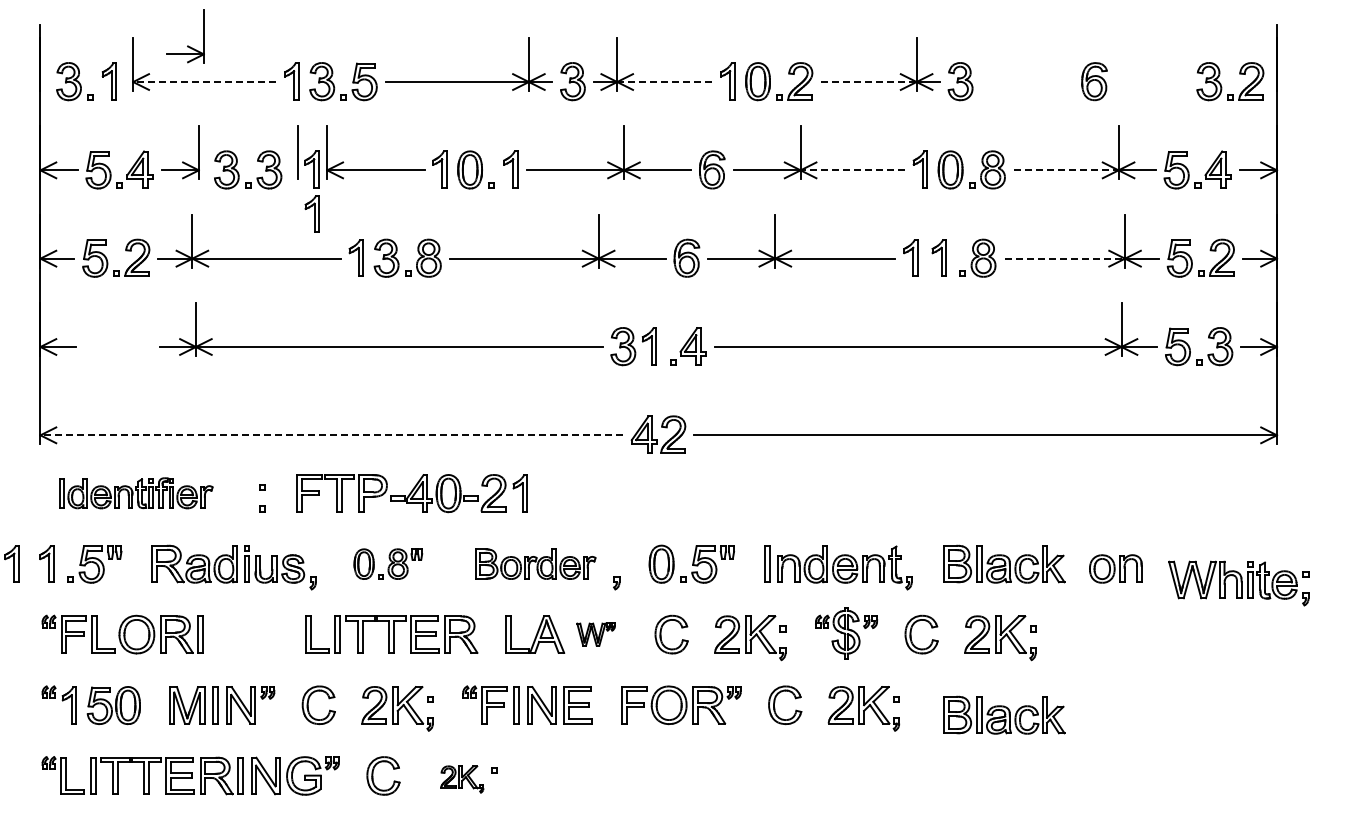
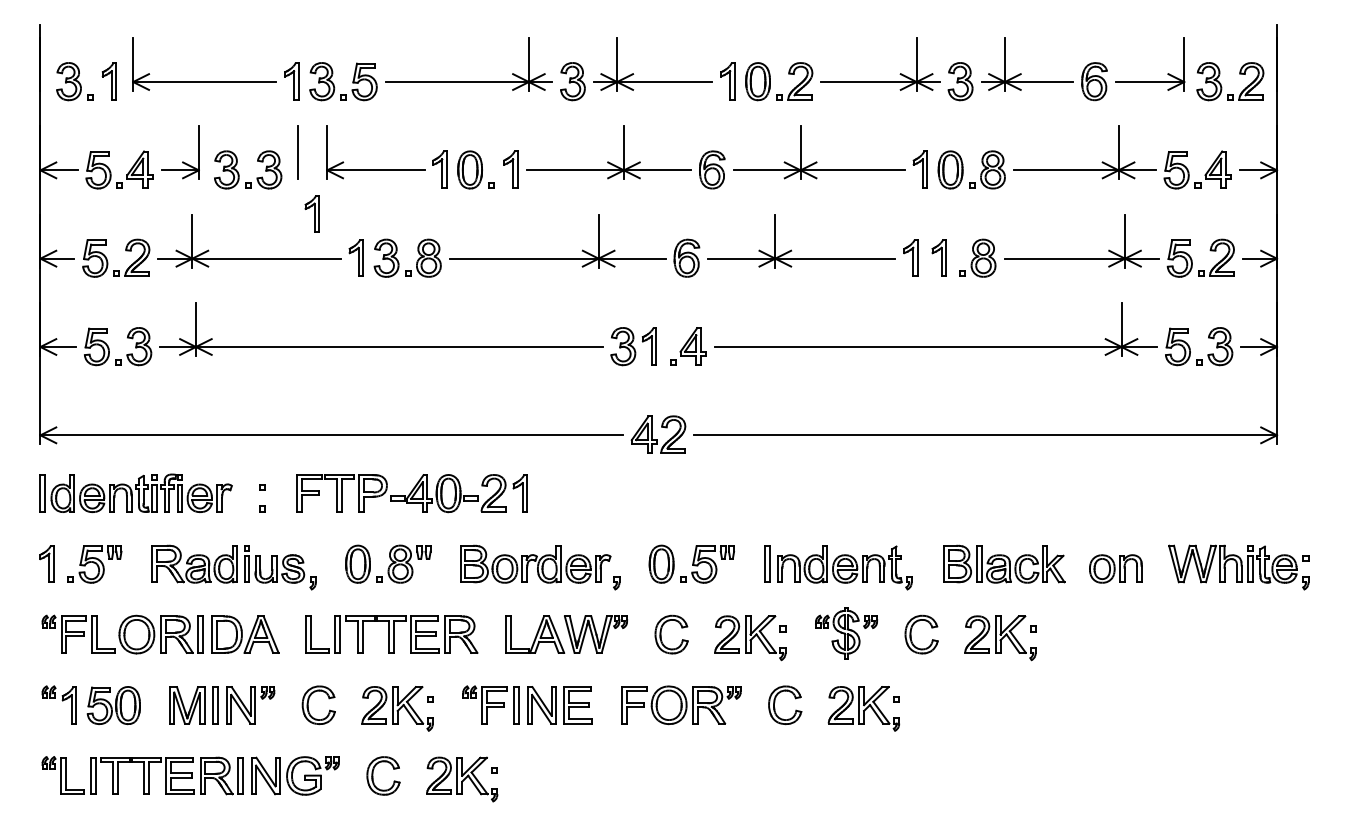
part: present -> none (187, 45)
part: none -> present (1021, 73)
part: none -> present (1150, 81)
line: dashed -> solid (204, 82)
line: dashed -> solid (664, 82)
line: dashed -> solid (869, 82)
part: present -> none (311, 169)
line: dashed -> solid (852, 170)
line: dashed -> solid (1066, 170)
line: dashed -> solid (1065, 258)
part: none -> present (109, 347)
line: dashed -> solid (331, 435)
part size: 155x33 px -> 194x40 px (135, 492)
part: present -> none (11, 563)
part size: 71x32 px -> 87x40 px (388, 563)
part size: 122x32 px -> 152x40 px (535, 563)
part position: (1238, 583) -> (1238, 567) (1238, 567)
part: none -> present (245, 634)
part size: 40x25 px -> 64x39 px (595, 634)
part: present -> none (1004, 714)
part size: 45x29 px -> 73x47 px (462, 779)
